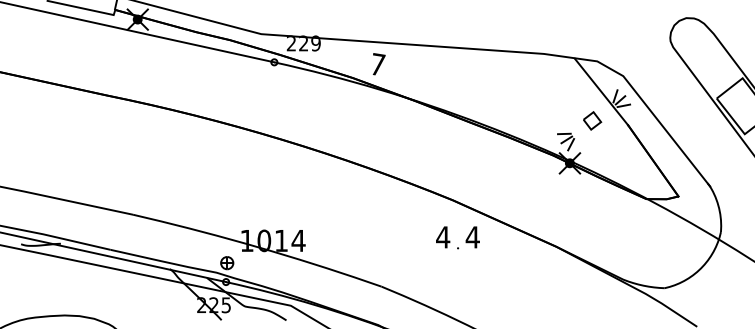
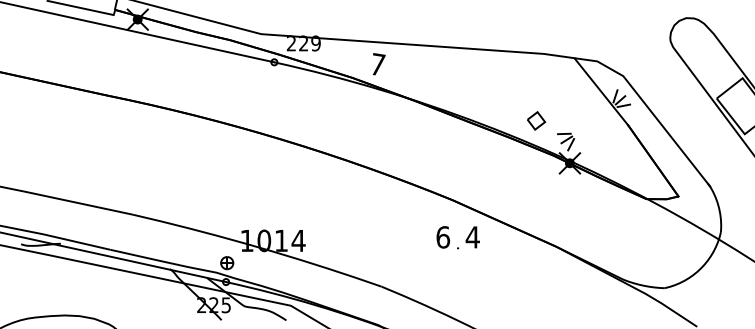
part position: (592, 120) -> (536, 120) (536, 120)
text: 4 -> 6 (443, 237)
